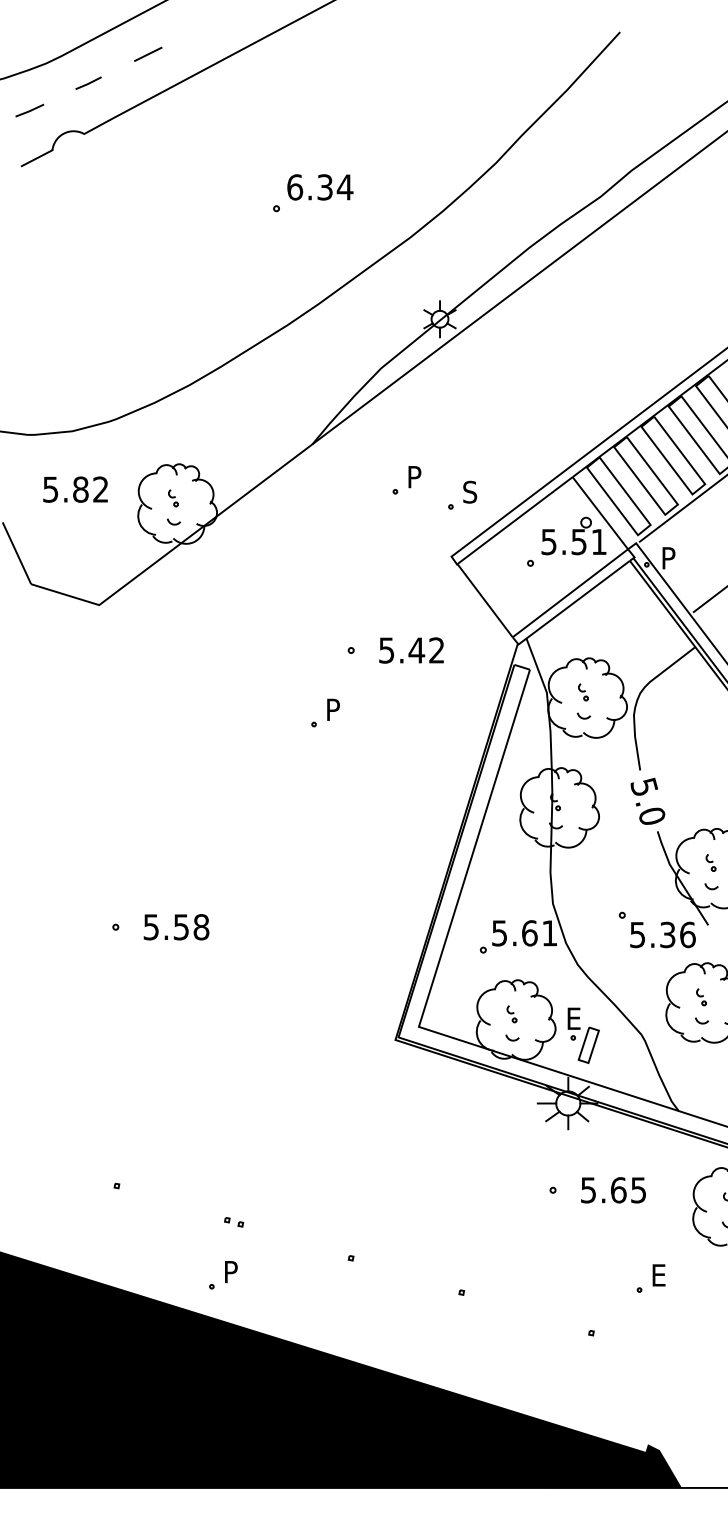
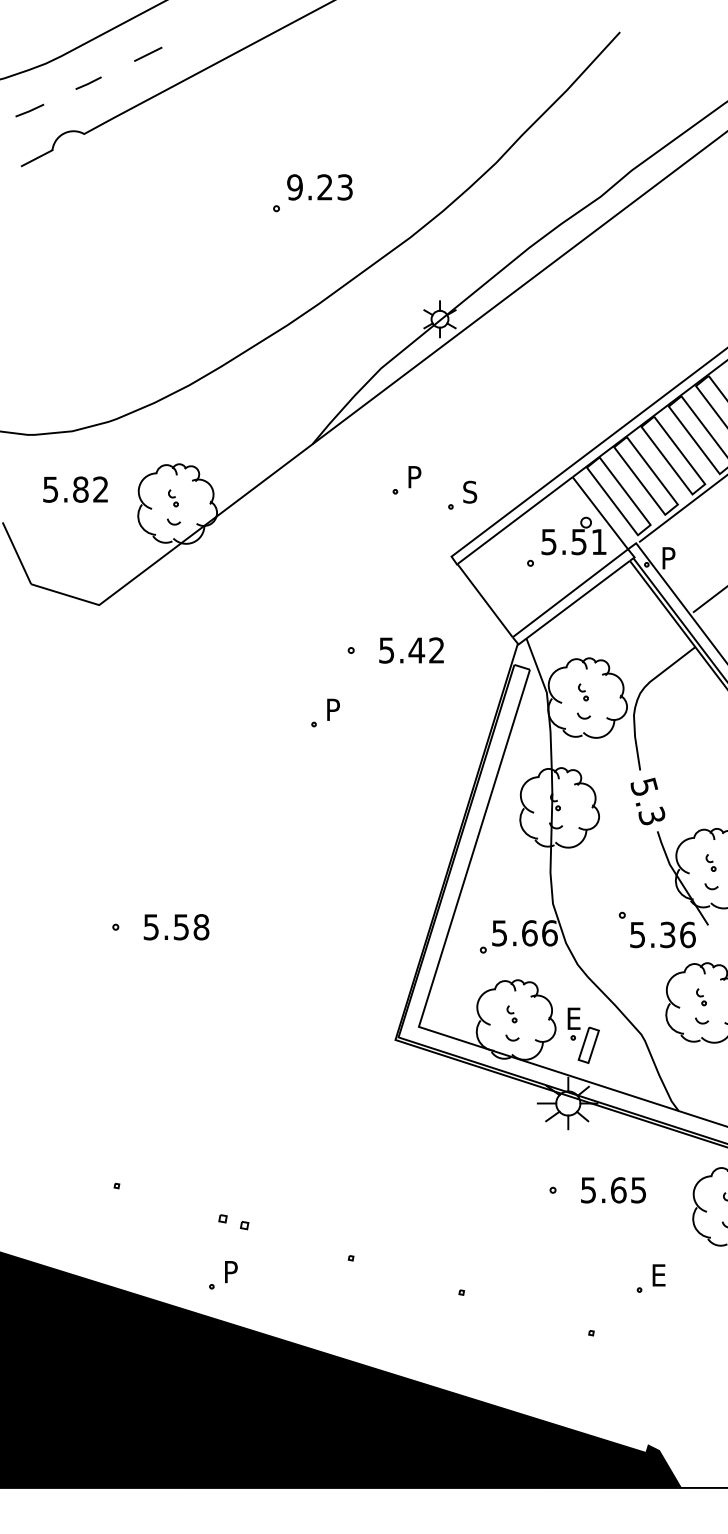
text: 6.34 -> 9.23 (320, 187)
text: 5.0 -> 5.3 (651, 815)
text: 5.61 -> 5.66 (549, 933)
part size: 21x11 px -> 32x17 px (233, 1222)
